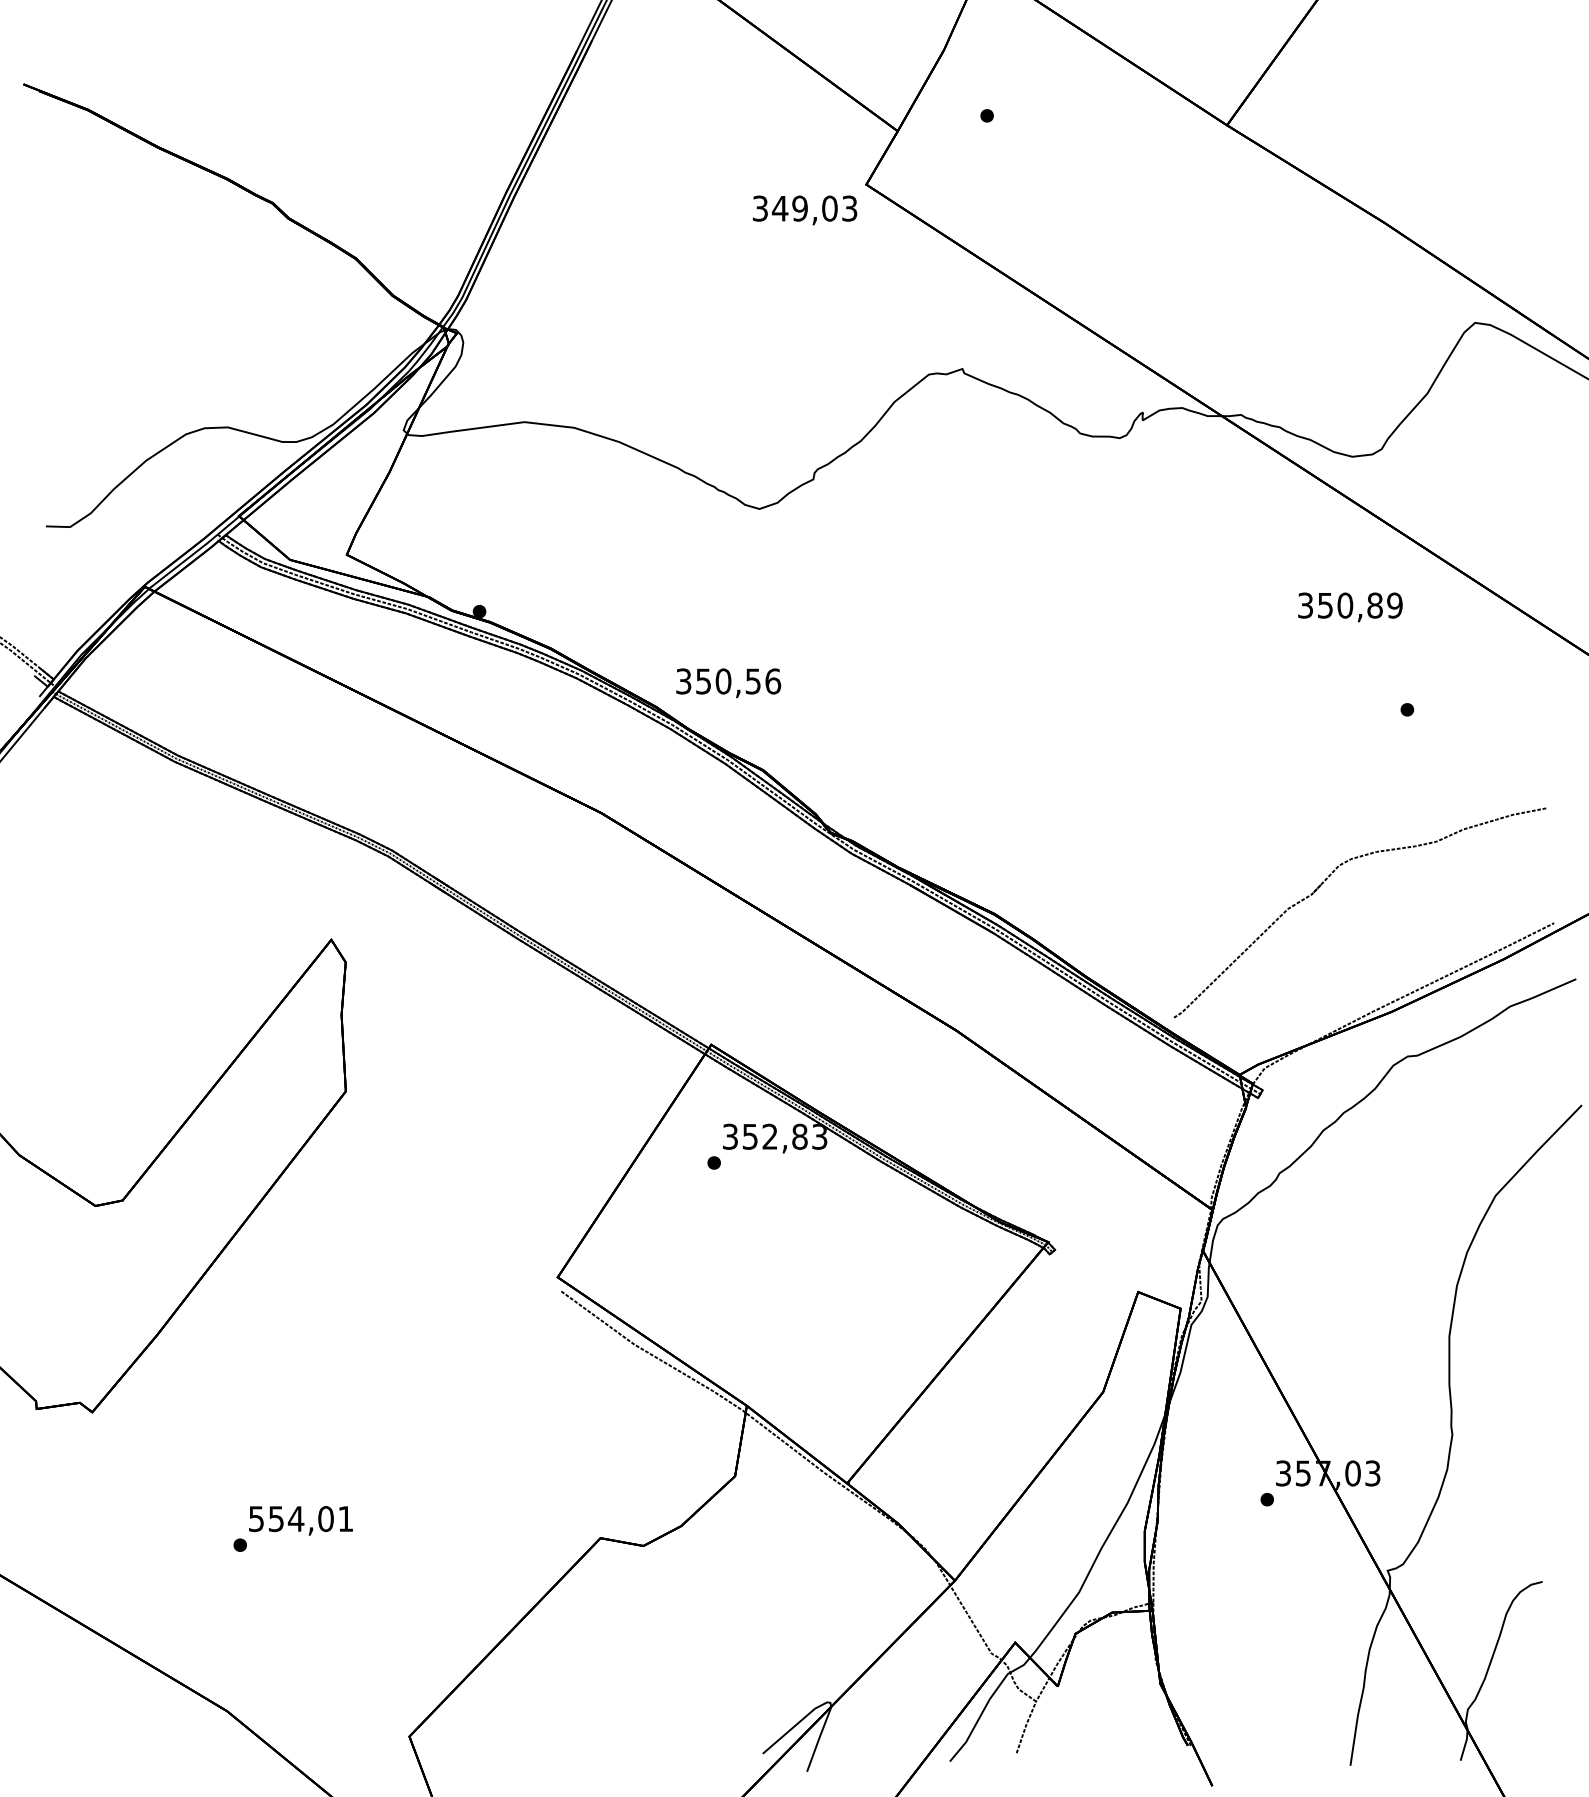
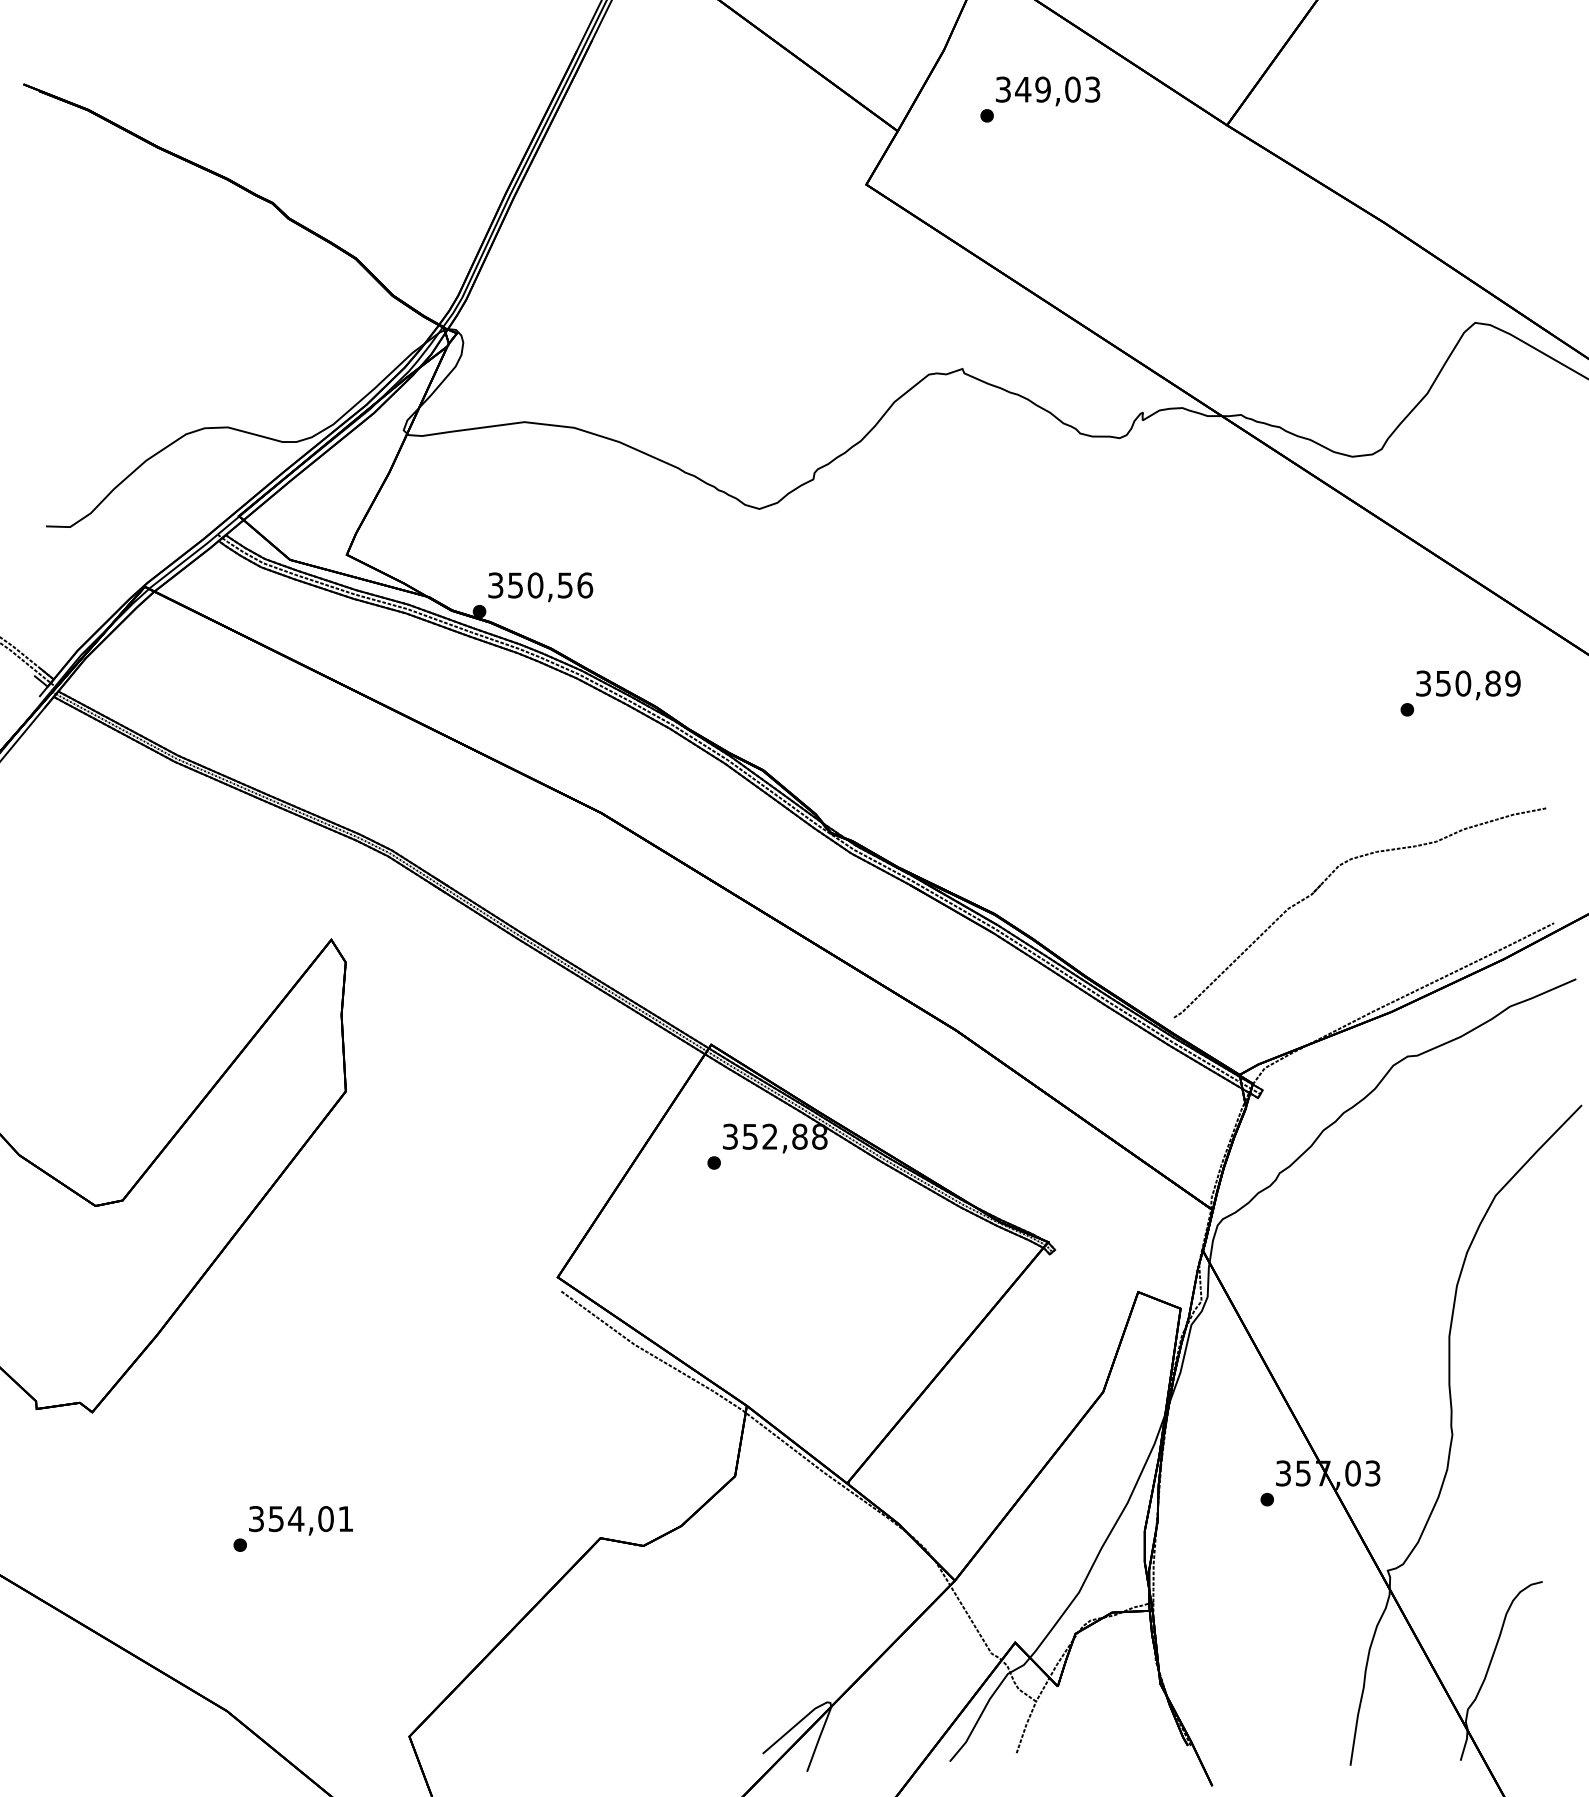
text position: (805, 210) -> (1048, 91) (1048, 91)
text position: (1350, 607) -> (1468, 685) (1468, 685)
text position: (728, 683) -> (540, 587) (540, 587)
text: 352,83 -> 352,88 (819, 1136)
text: 554,01 -> 354,01 (256, 1518)
